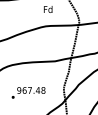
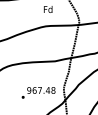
text position: (28, 92) -> (38, 92) (38, 92)
